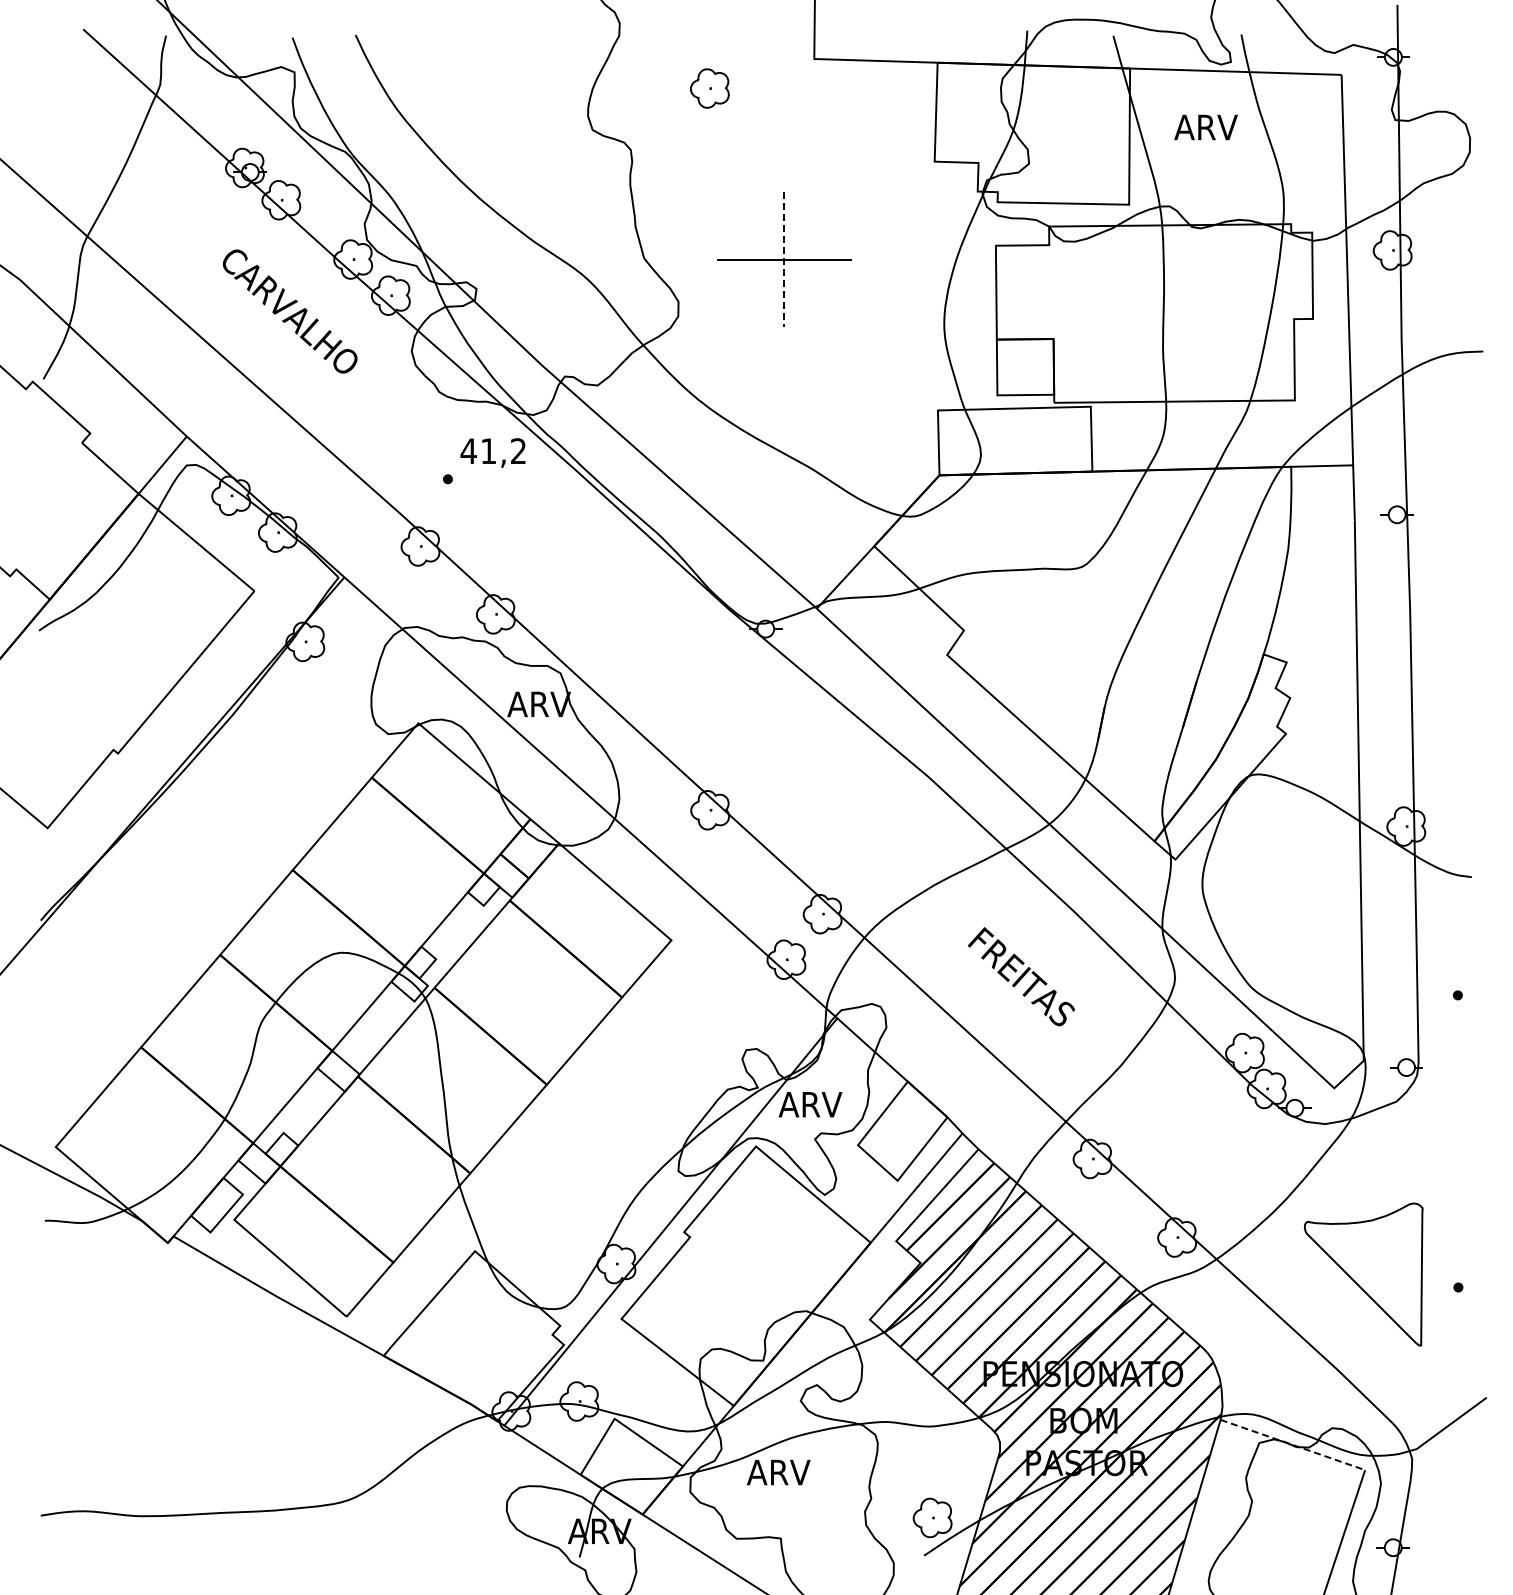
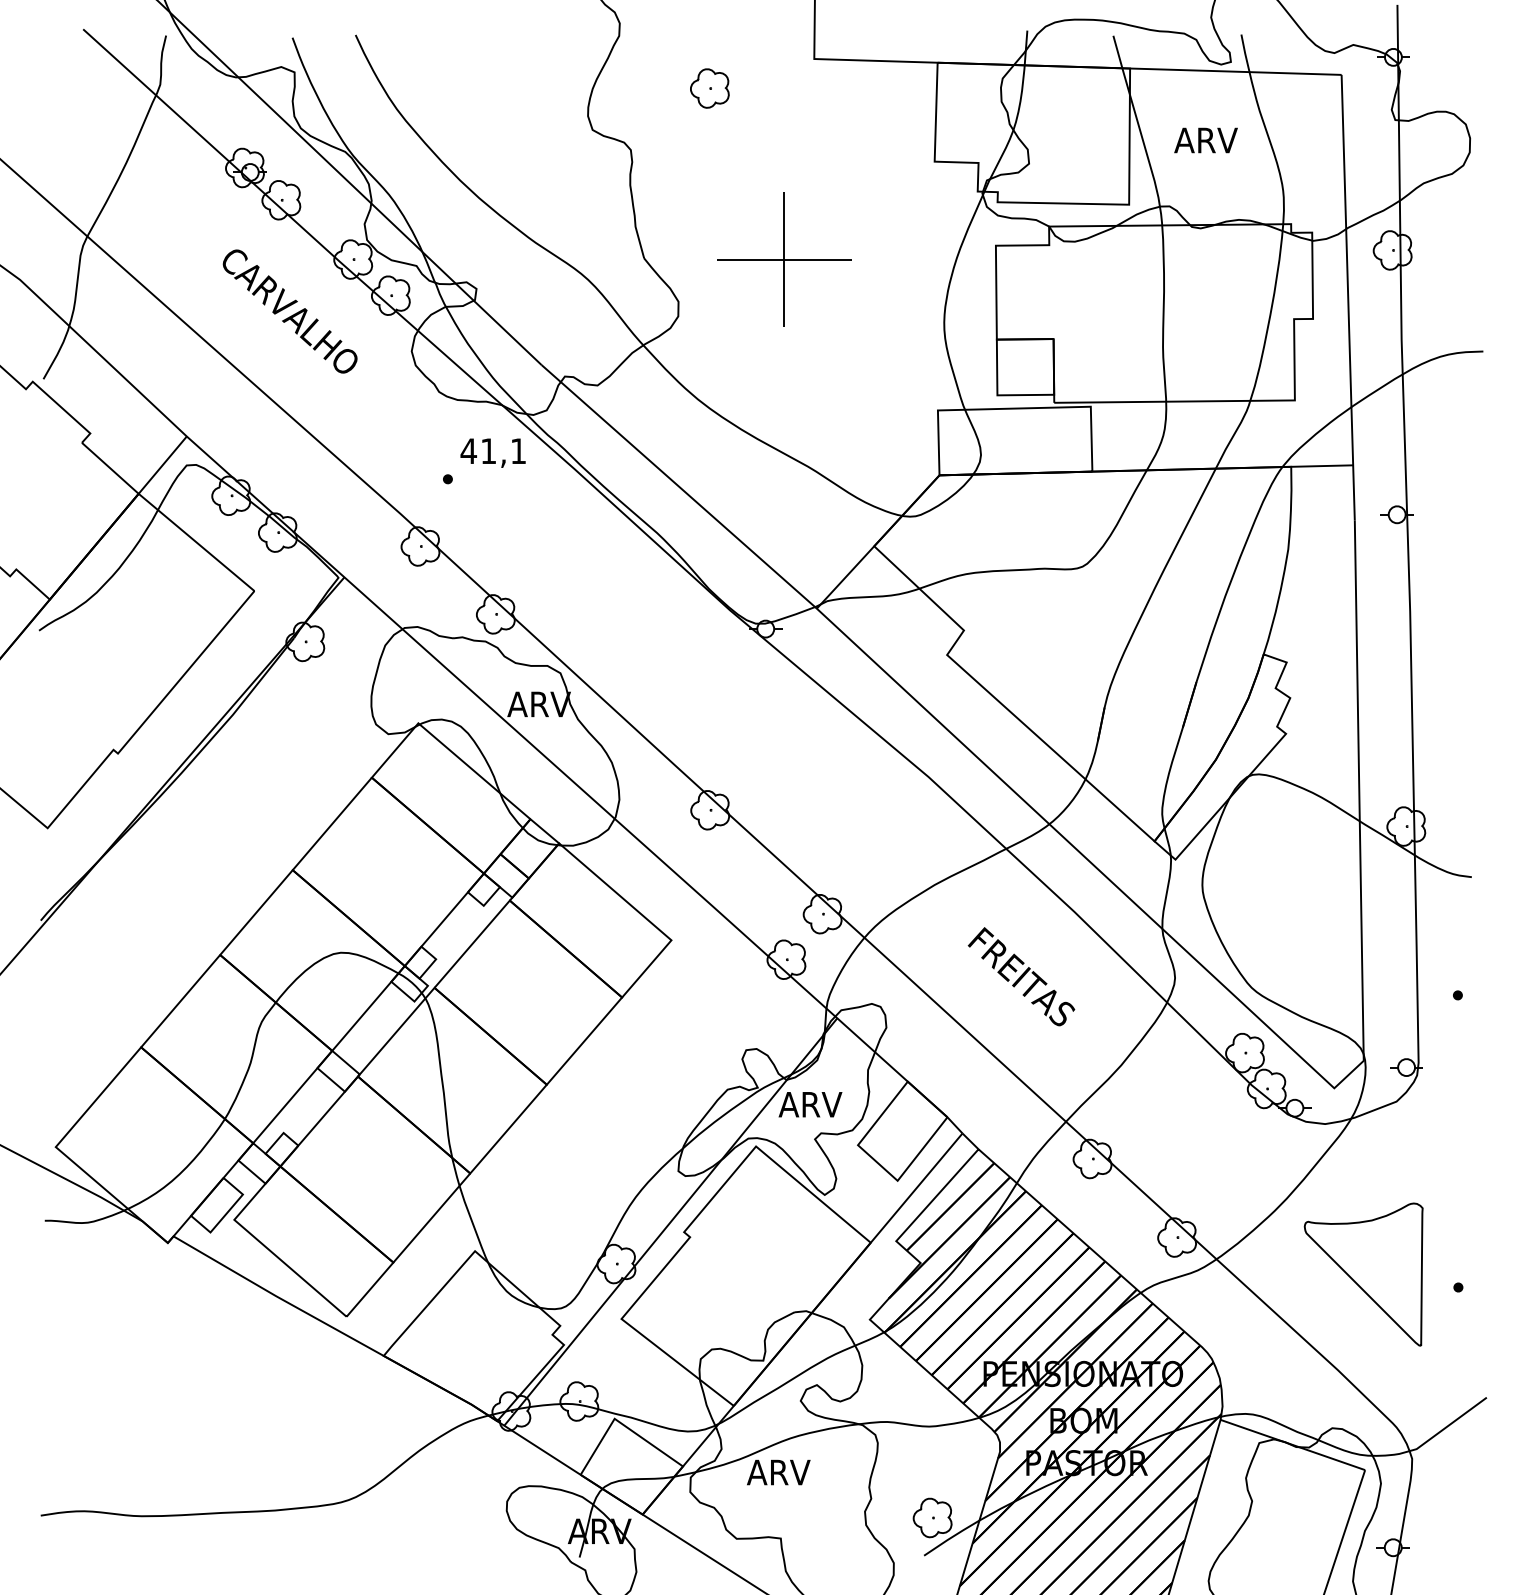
text position: (1205, 127) -> (1205, 140) (1205, 140)
line: dashed -> solid (784, 259)
text: 41,2 -> 41,1 (518, 450)
line: dashed -> solid (1292, 1445)
